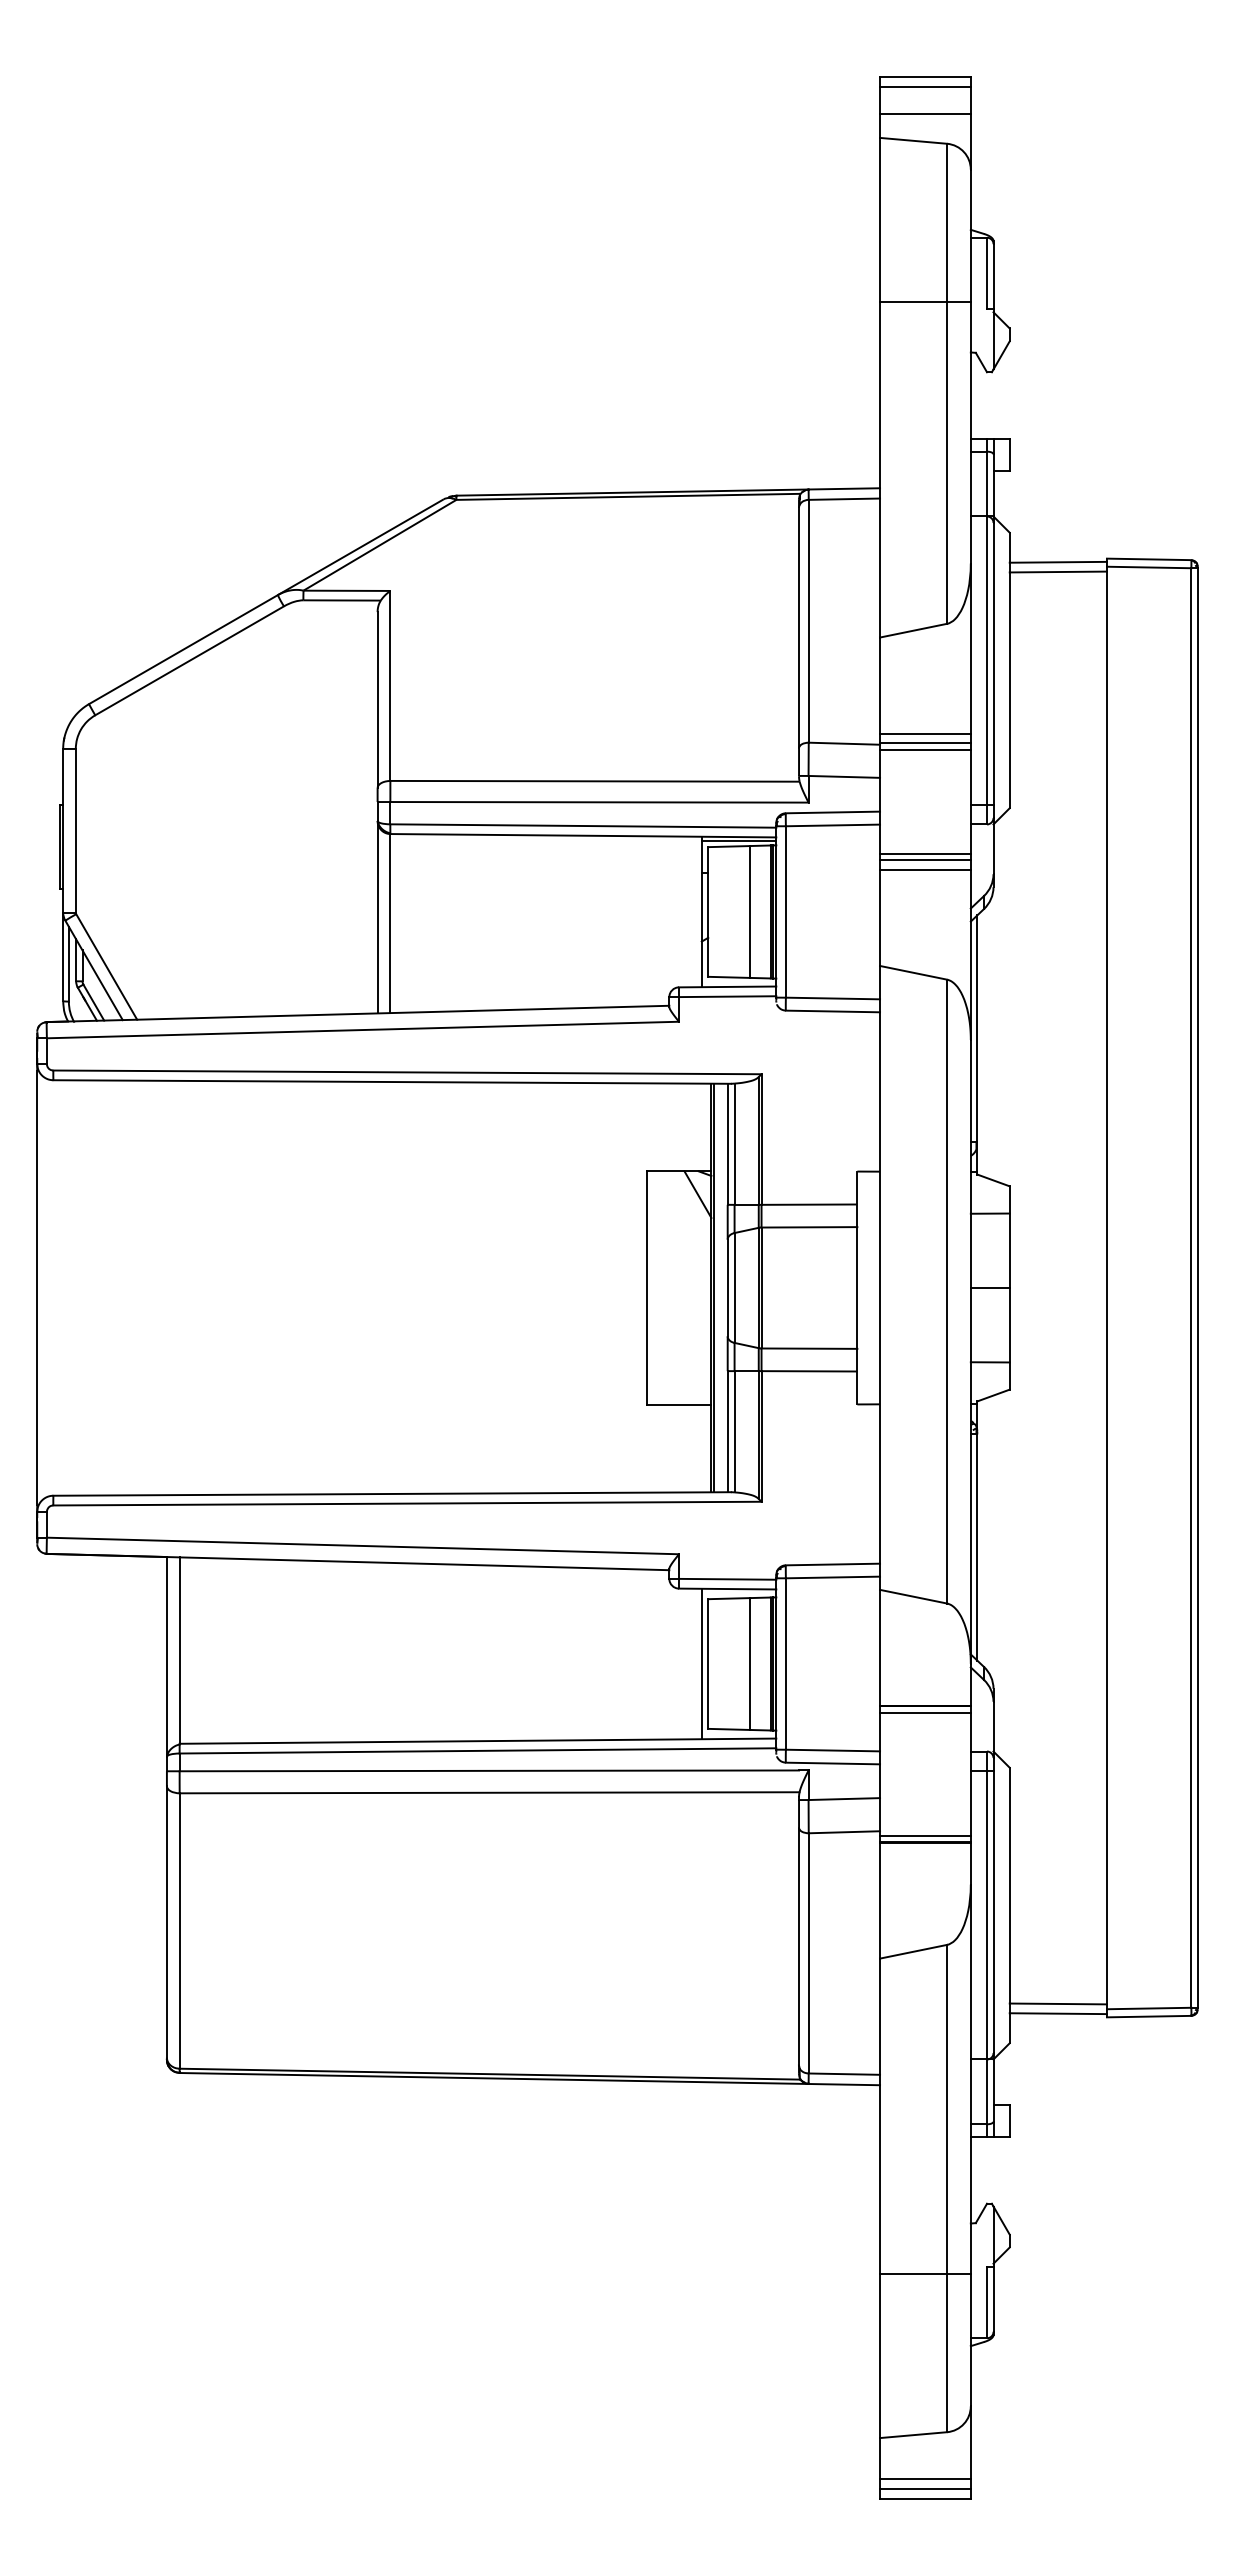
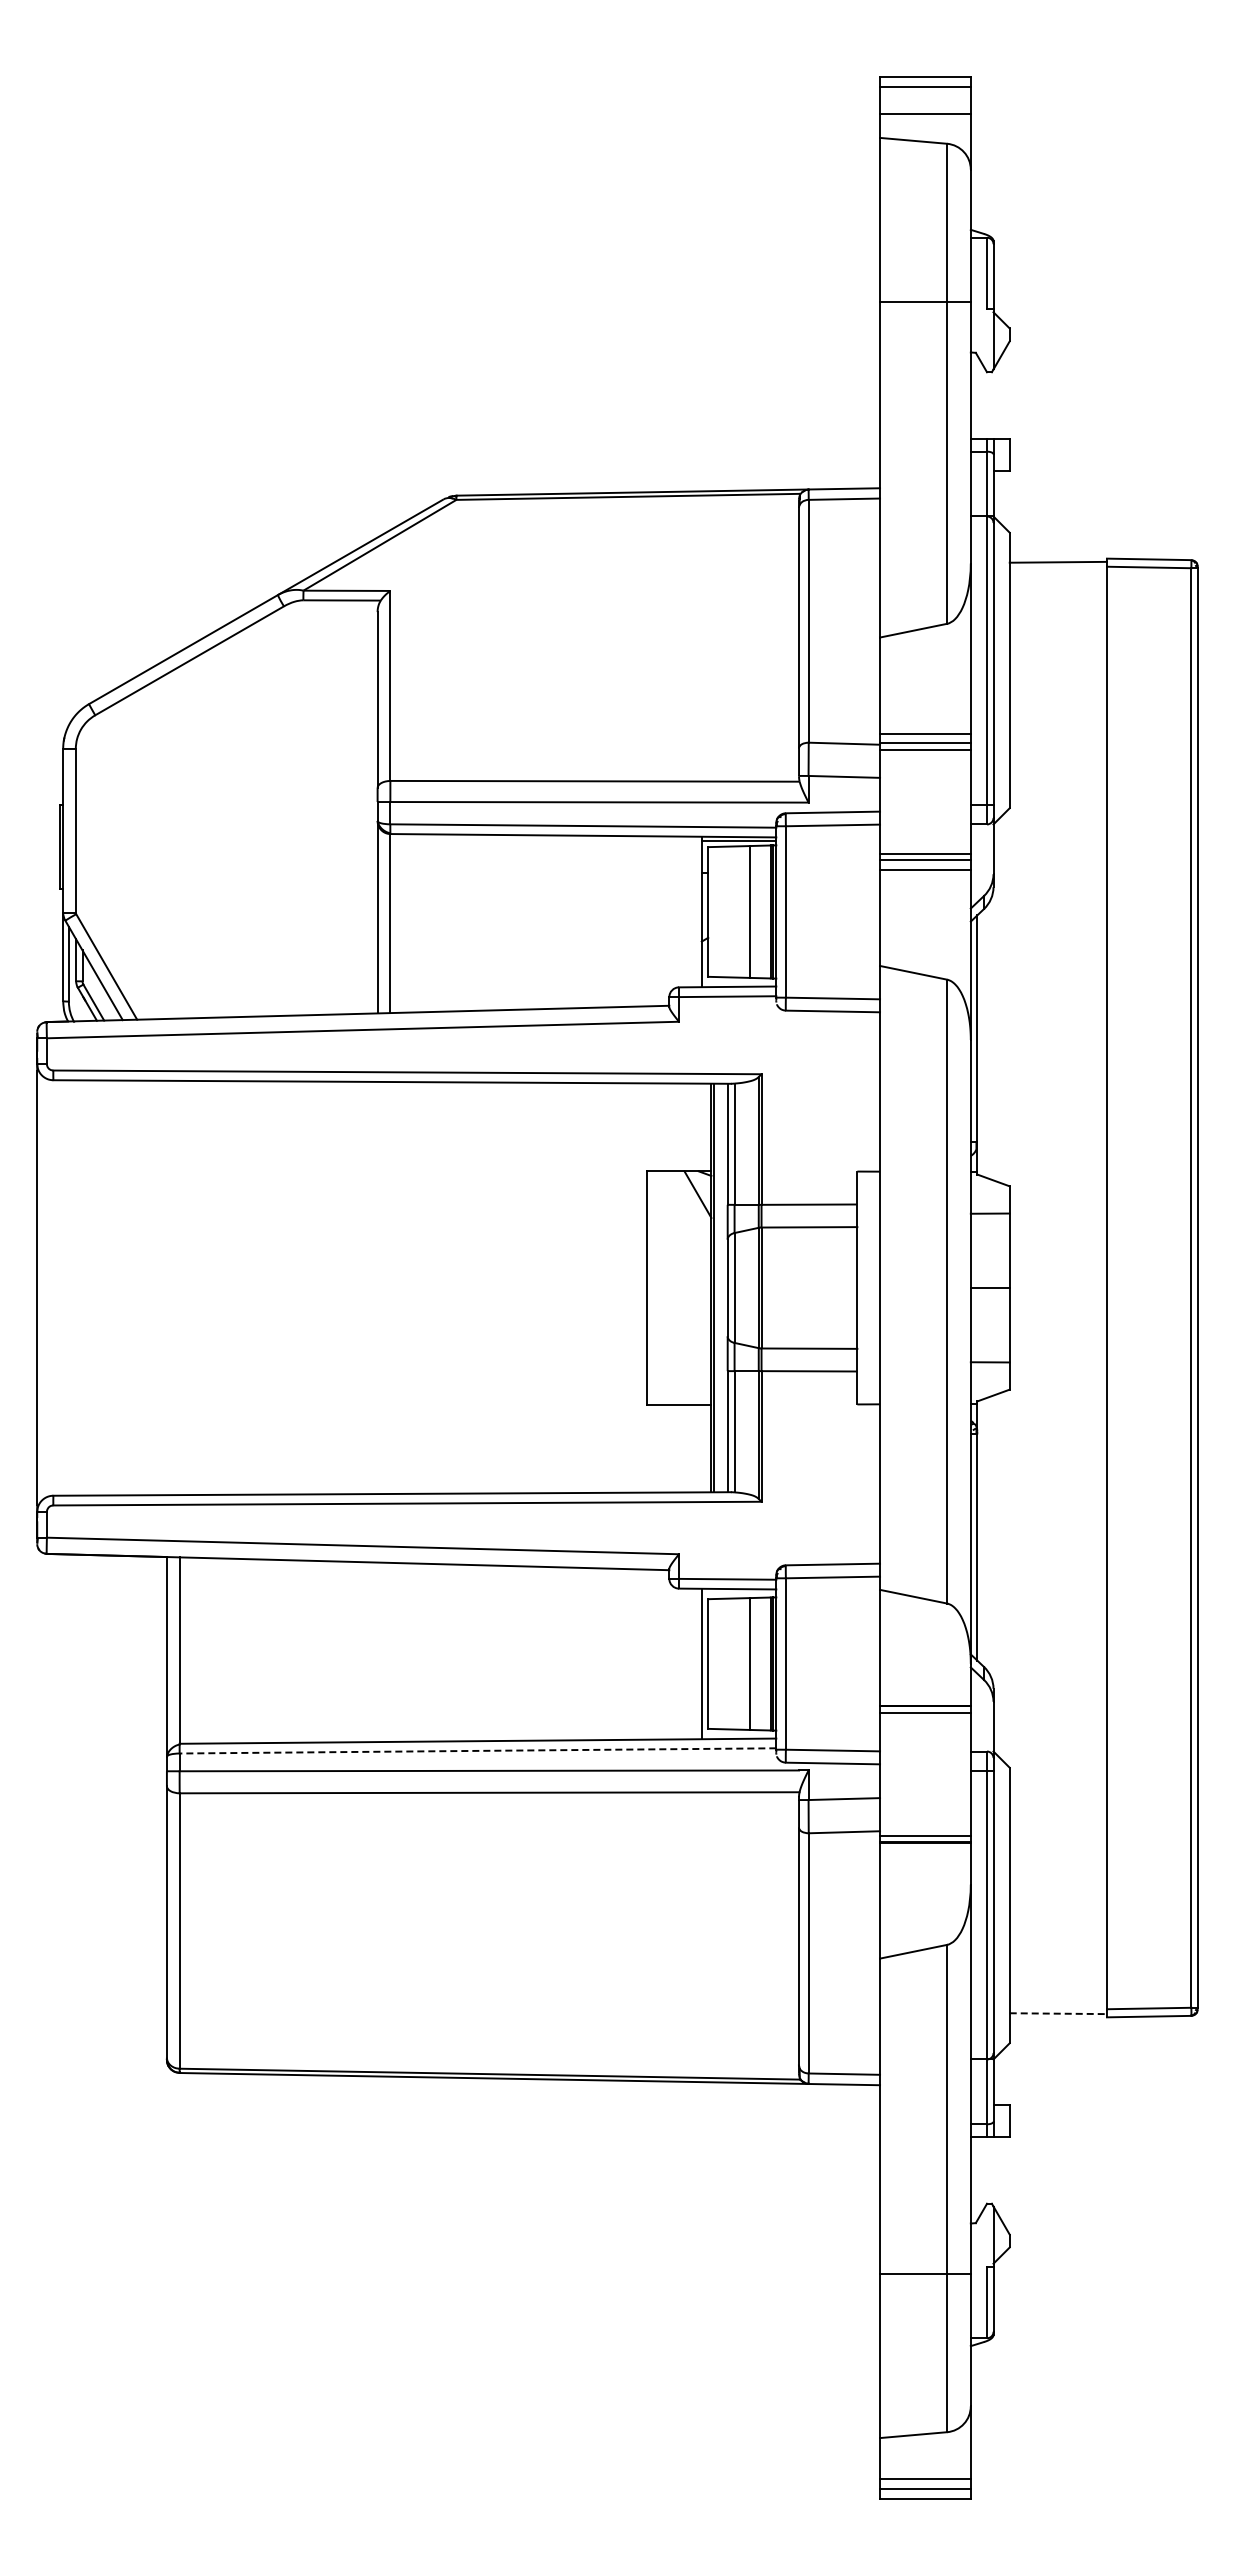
line: present -> none (1057, 571)
line: solid -> dashed (477, 1750)
line: present -> none (1057, 2003)
line: solid -> dashed (1058, 2013)
